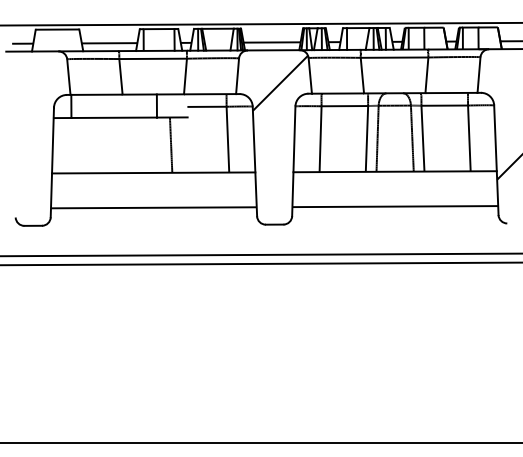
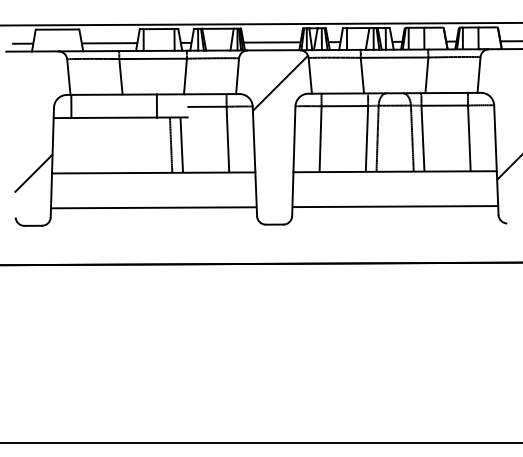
line: none -> present (181, 144)
hatch: none -> present (33, 173)
line position: (260, 254) -> (260, 263) (260, 263)
